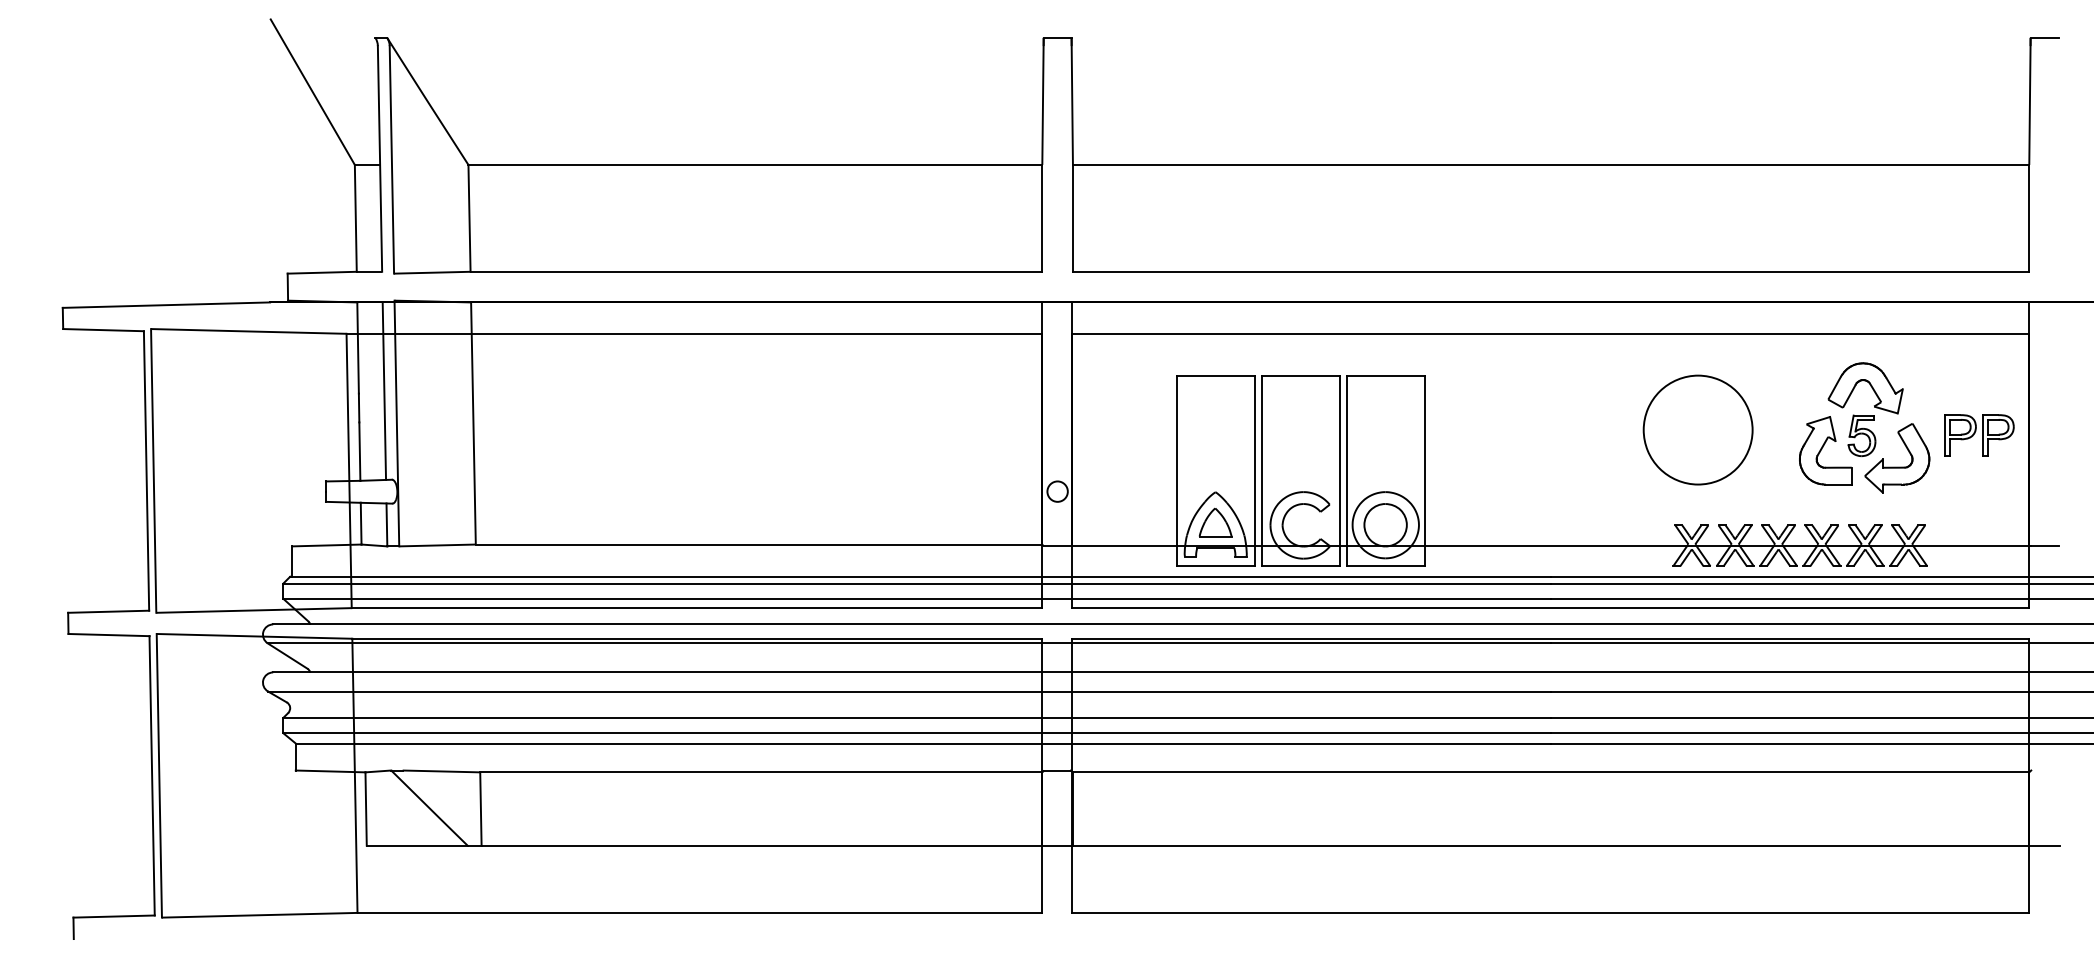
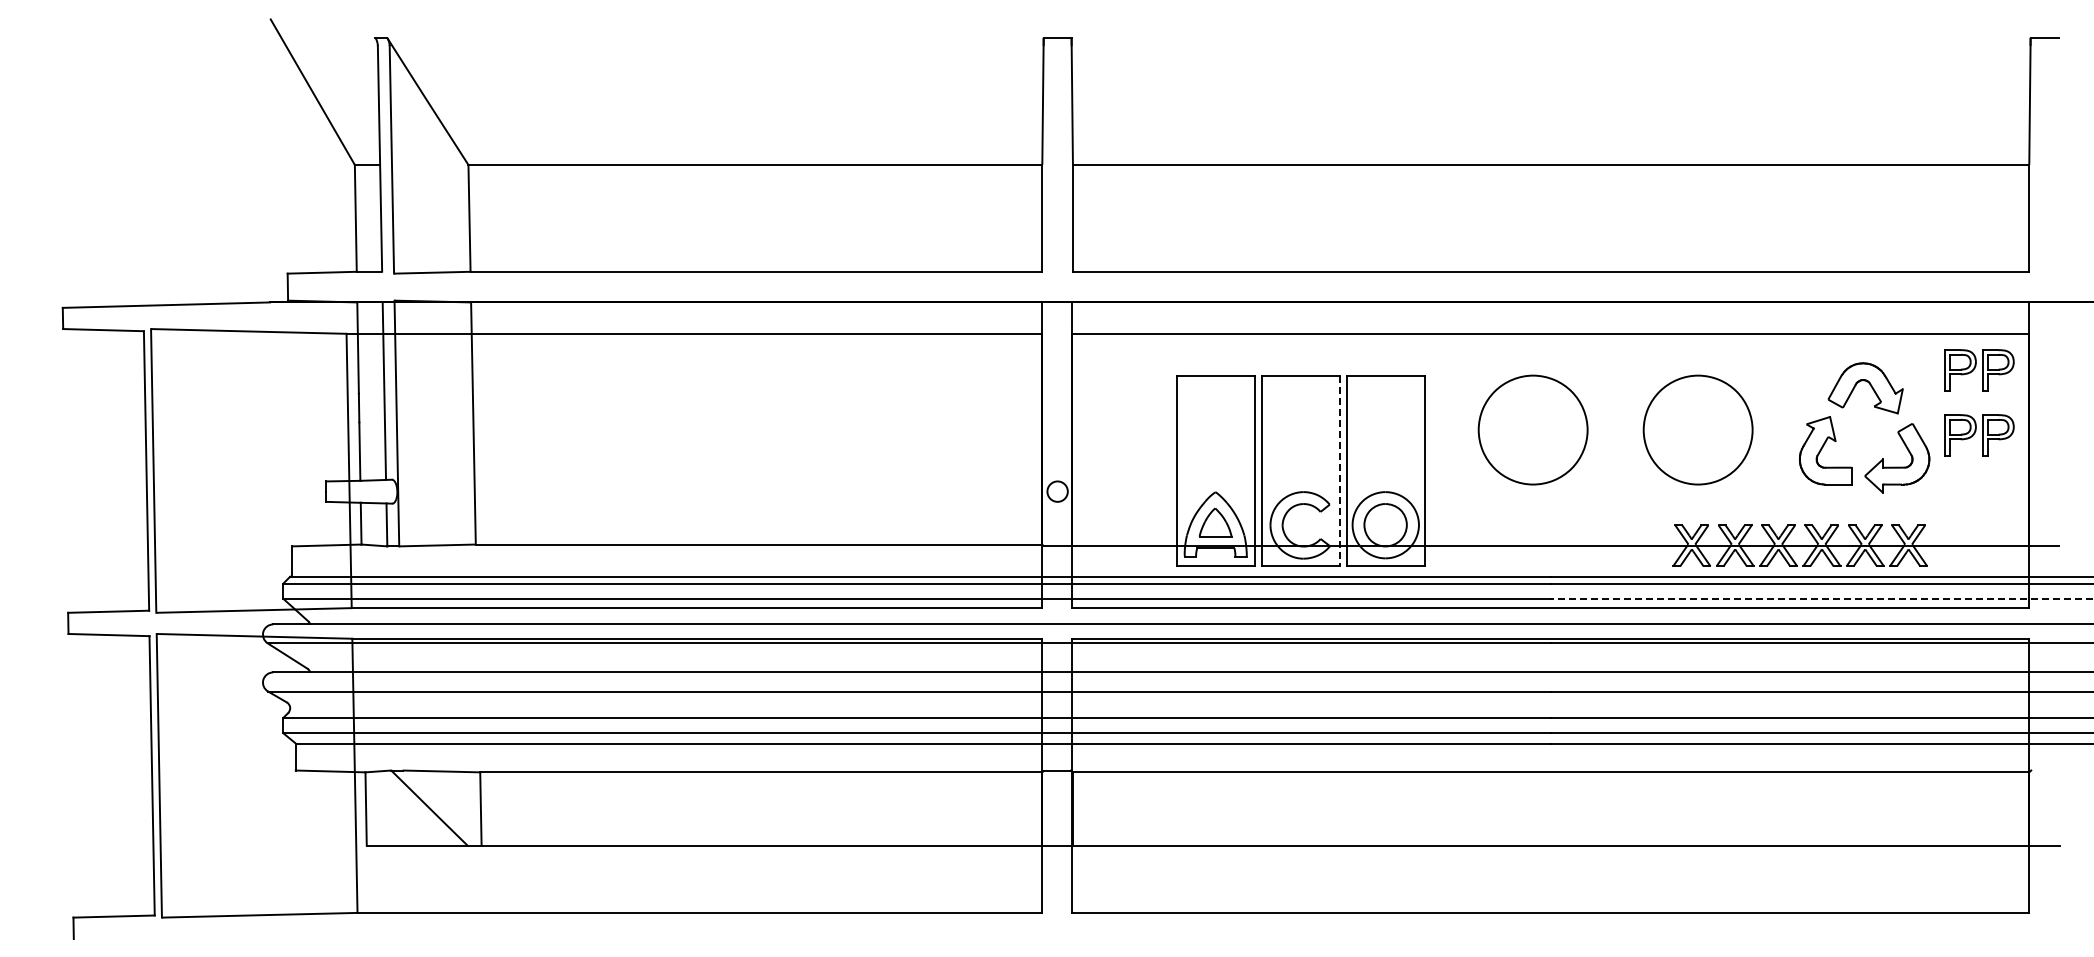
part: none -> present (1979, 370)
part: none -> present (1532, 429)
part: present -> none (1861, 435)
line: solid -> dashed (1339, 470)
line: solid -> dashed (1822, 598)
